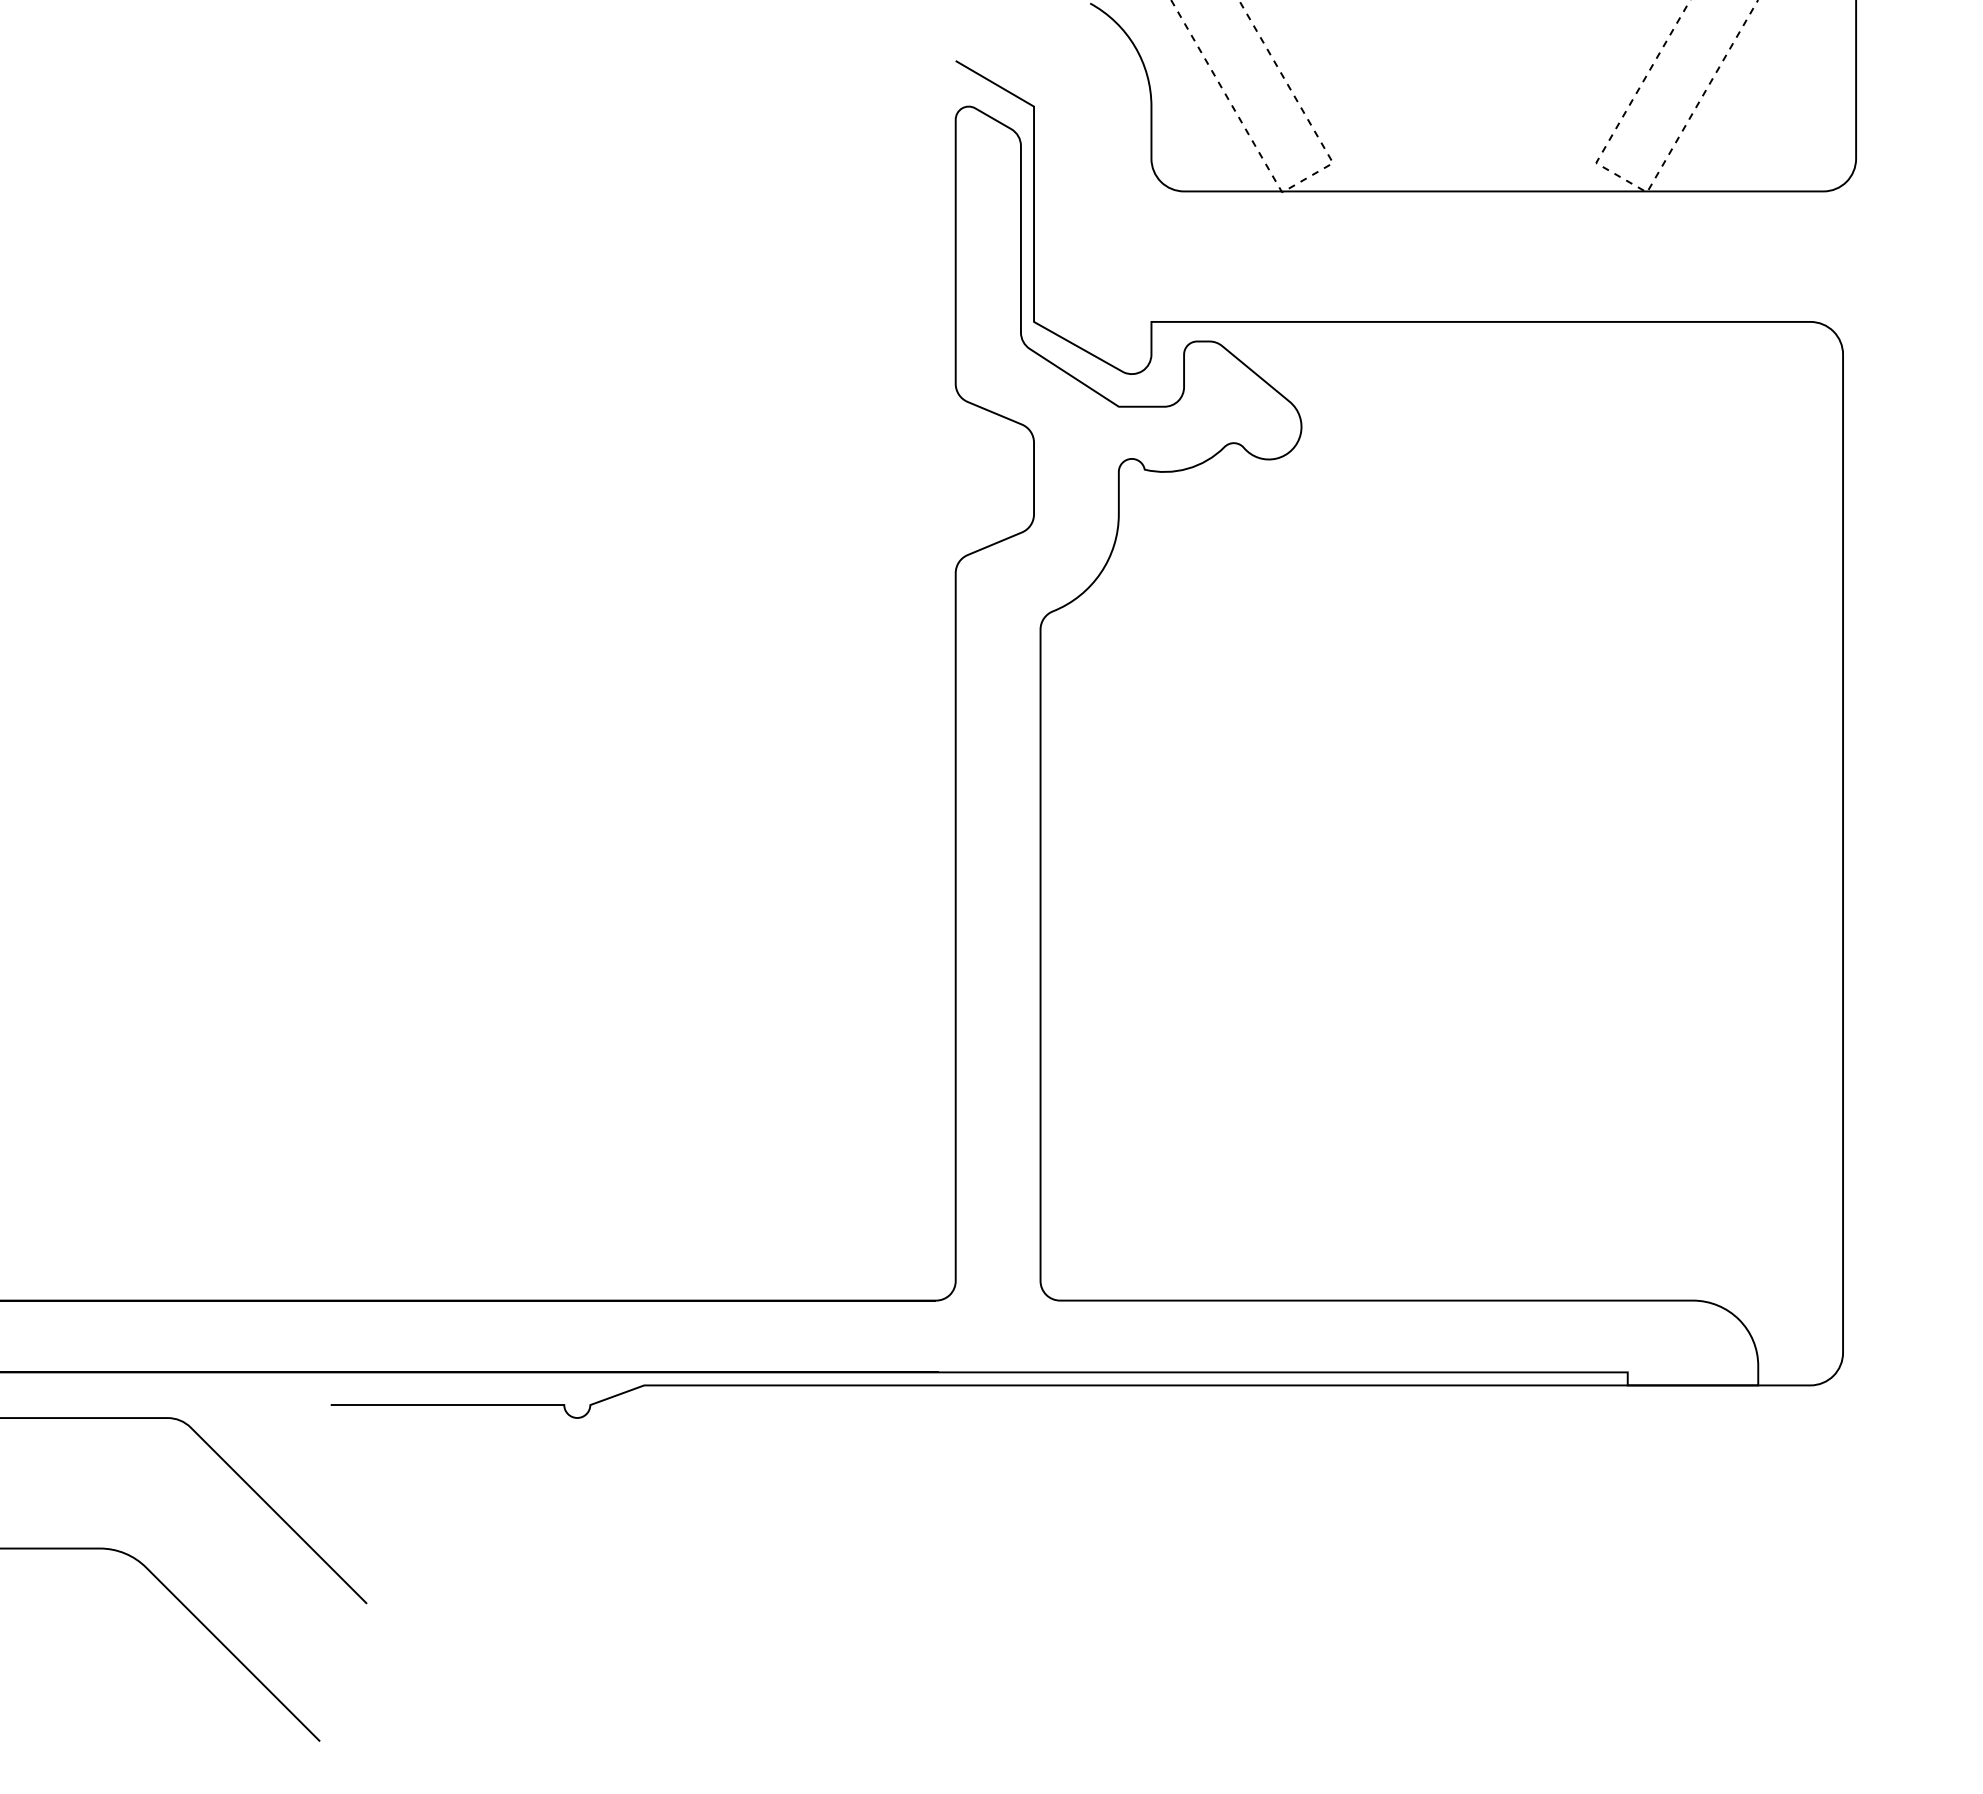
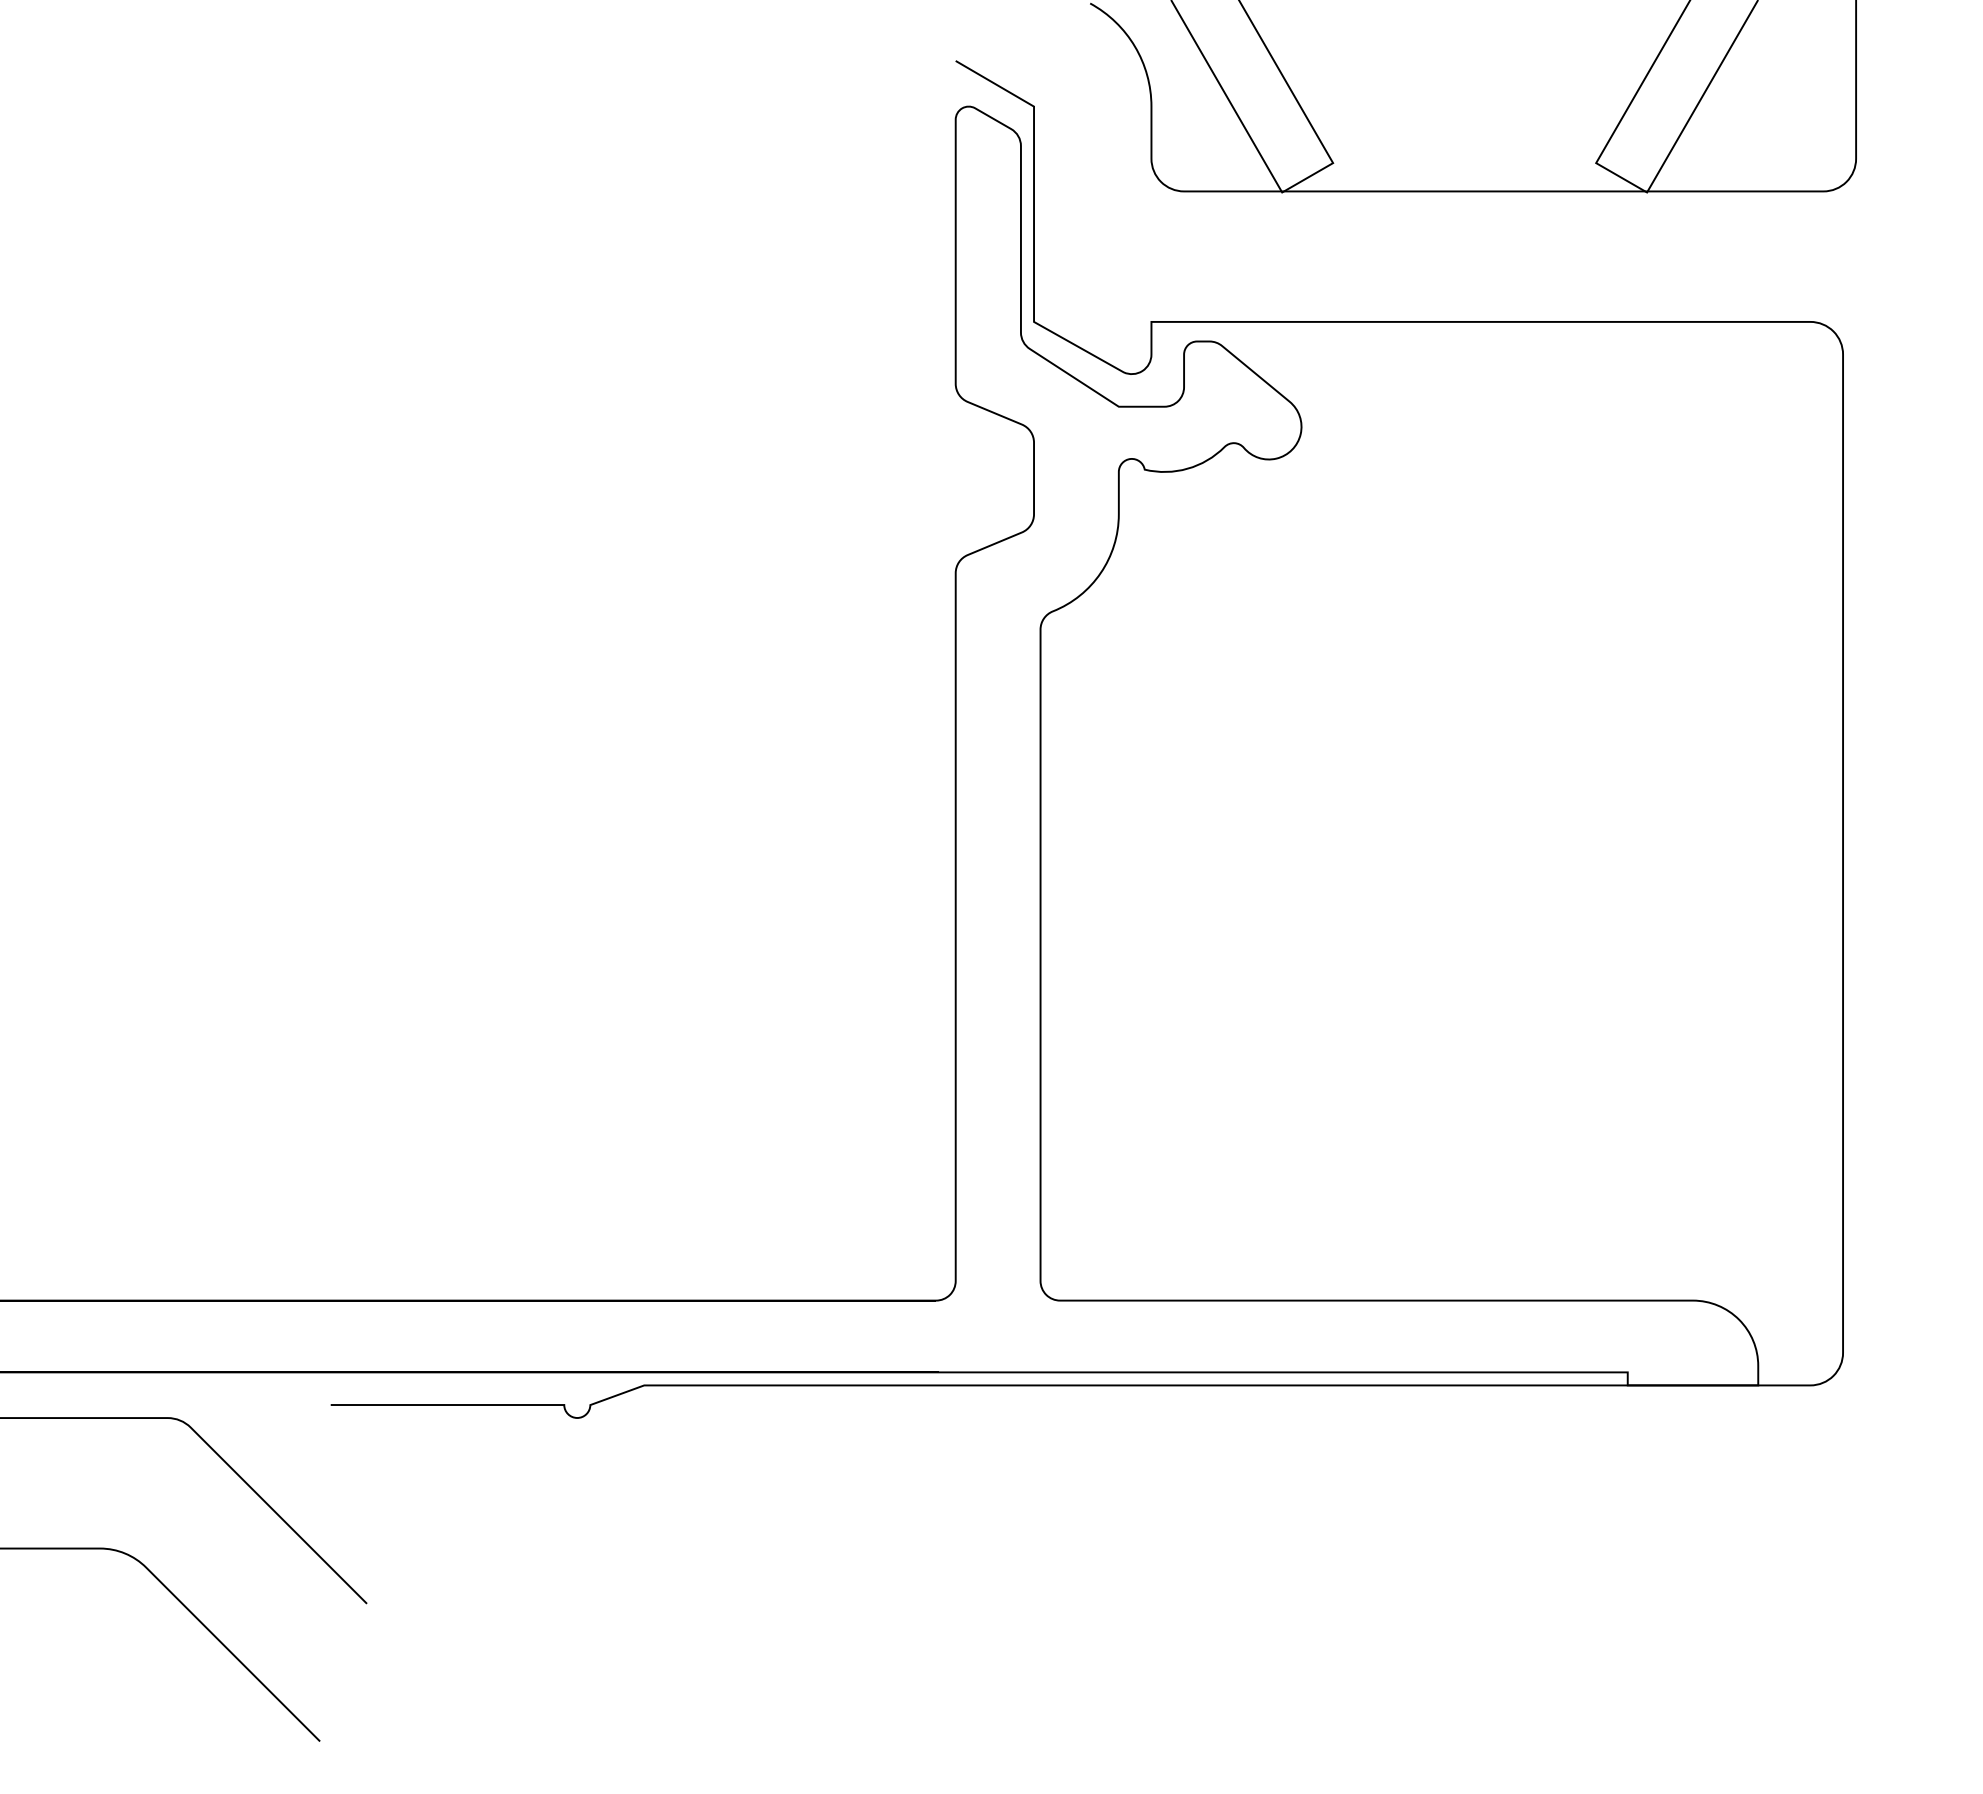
line: dashed -> solid (1293, 186)
line: dashed -> solid (1636, 186)
